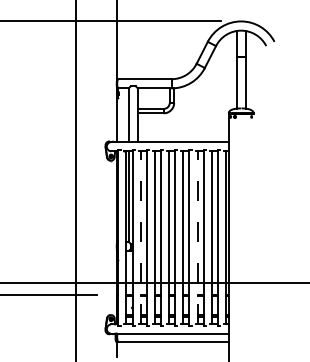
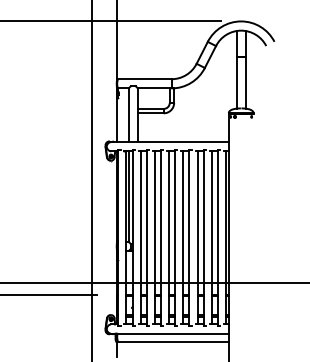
line position: (76, 180) -> (92, 180) (92, 180)
line: dashed -> solid (140, 237)
line: dashed -> solid (197, 237)
